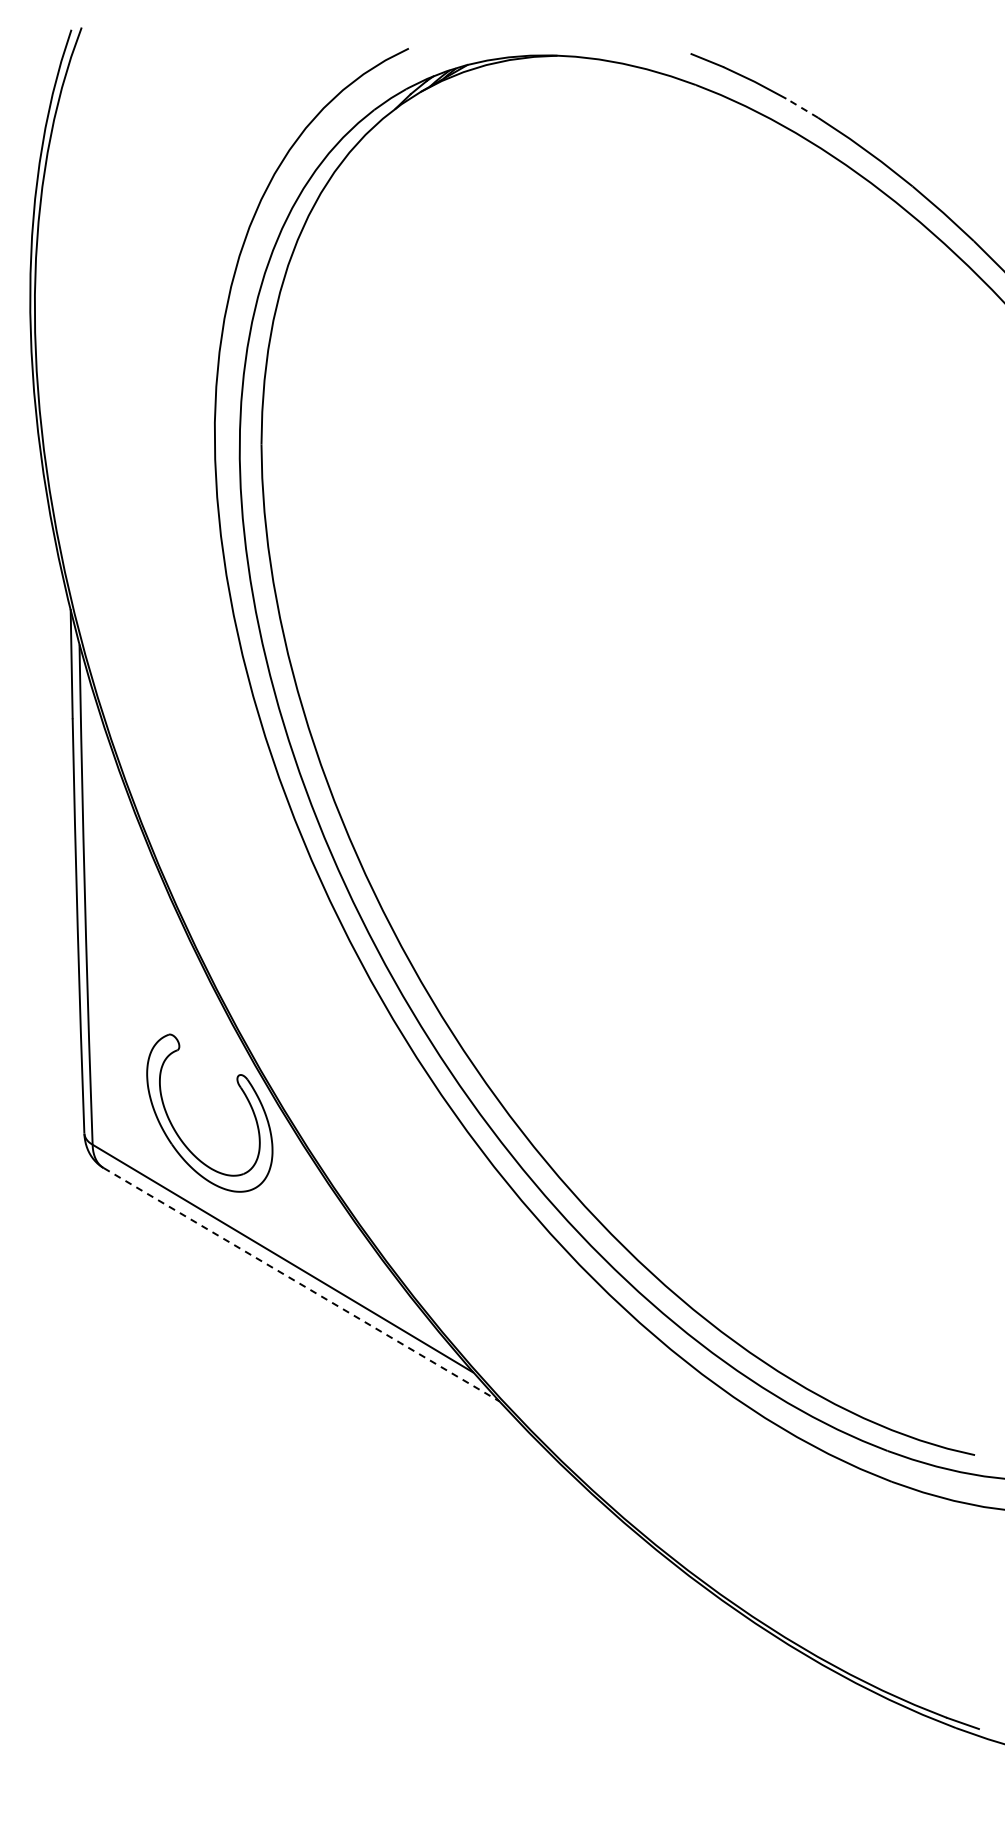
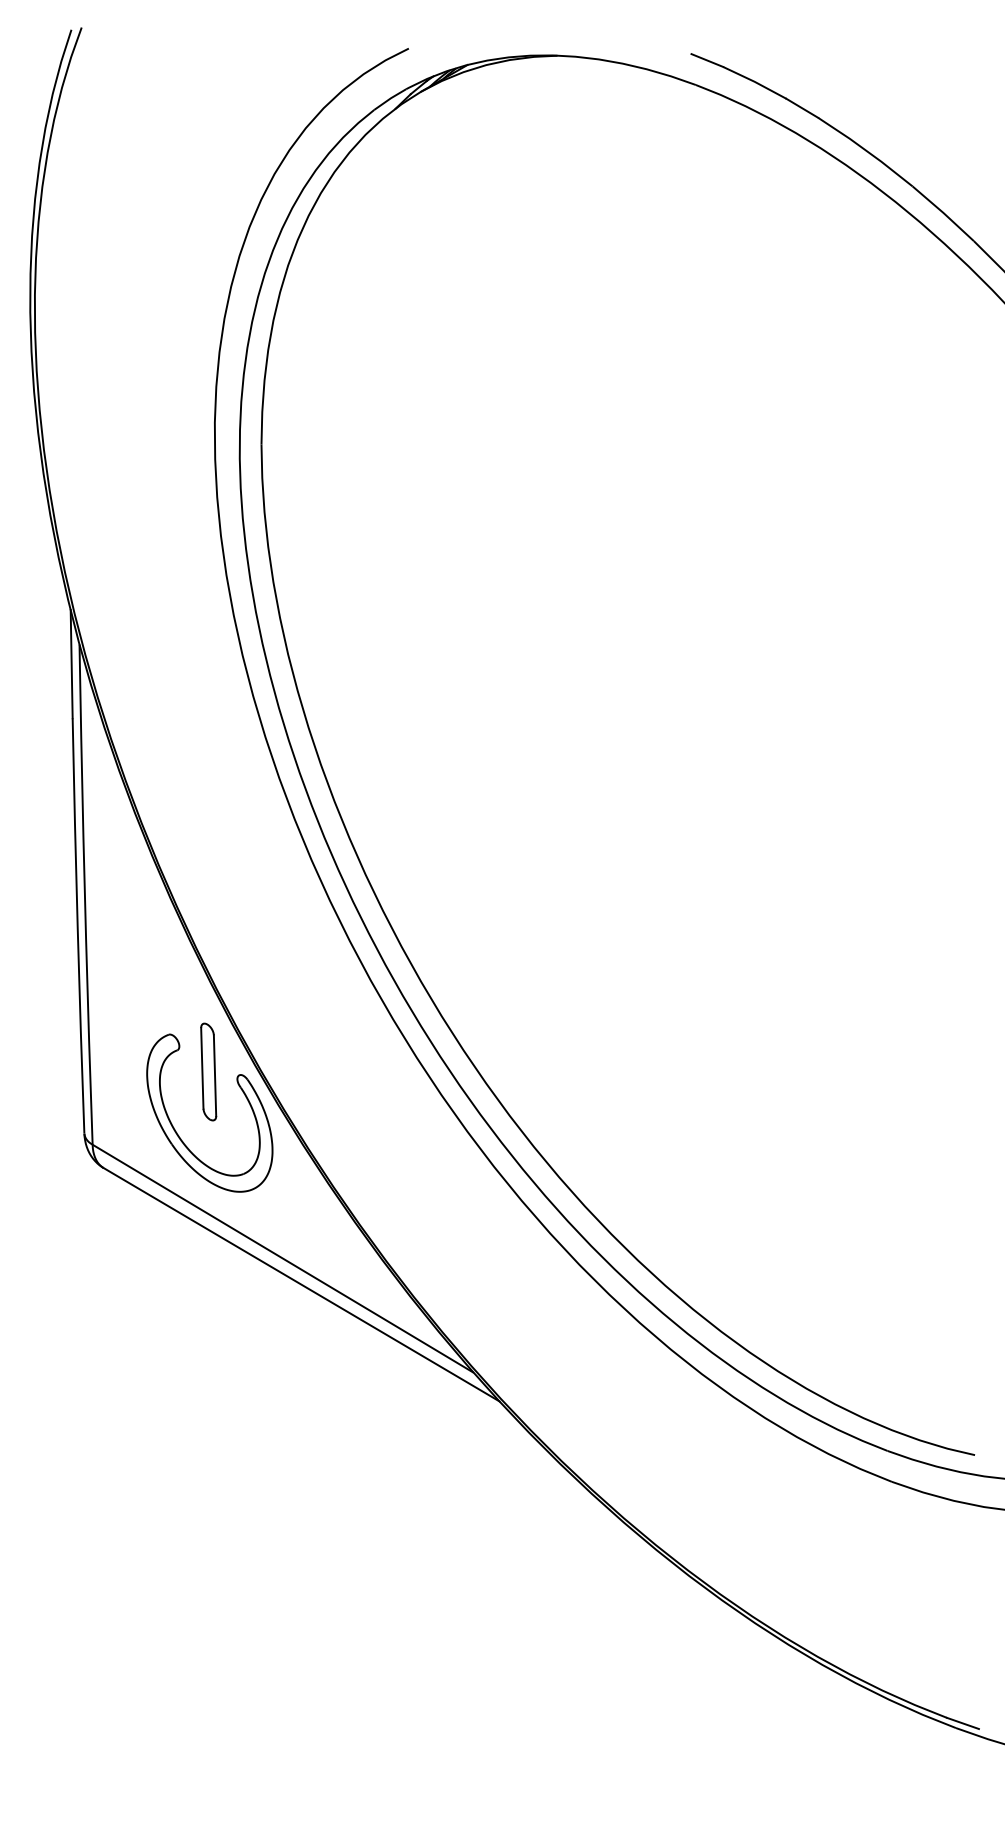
line: dashed -> solid (802, 108)
part: none -> present (208, 1071)
line: dashed -> solid (301, 1284)
